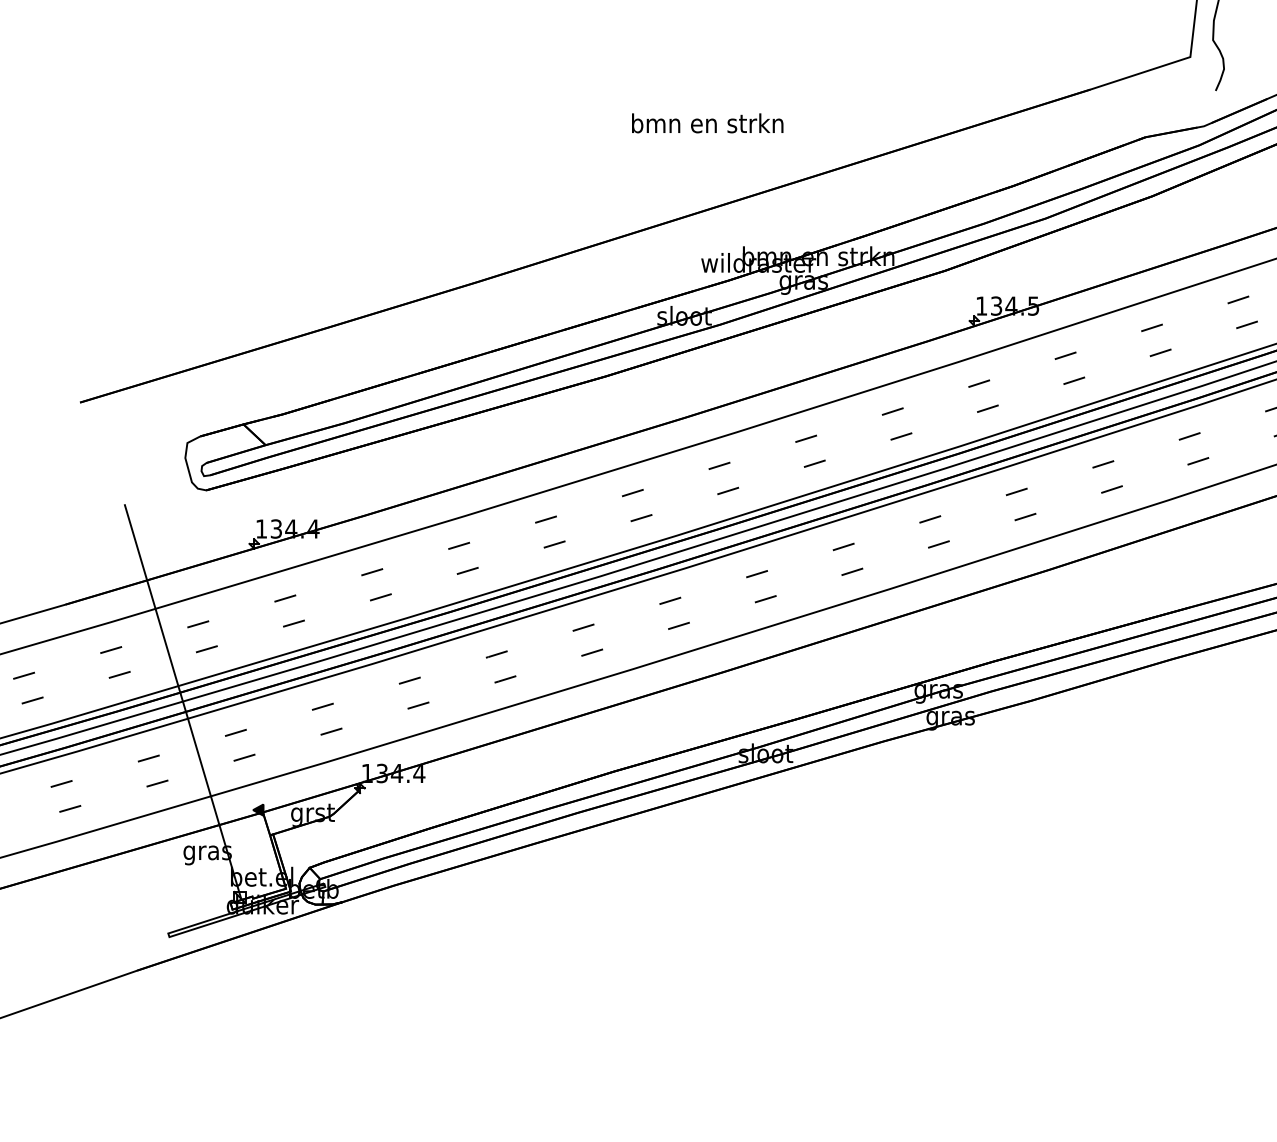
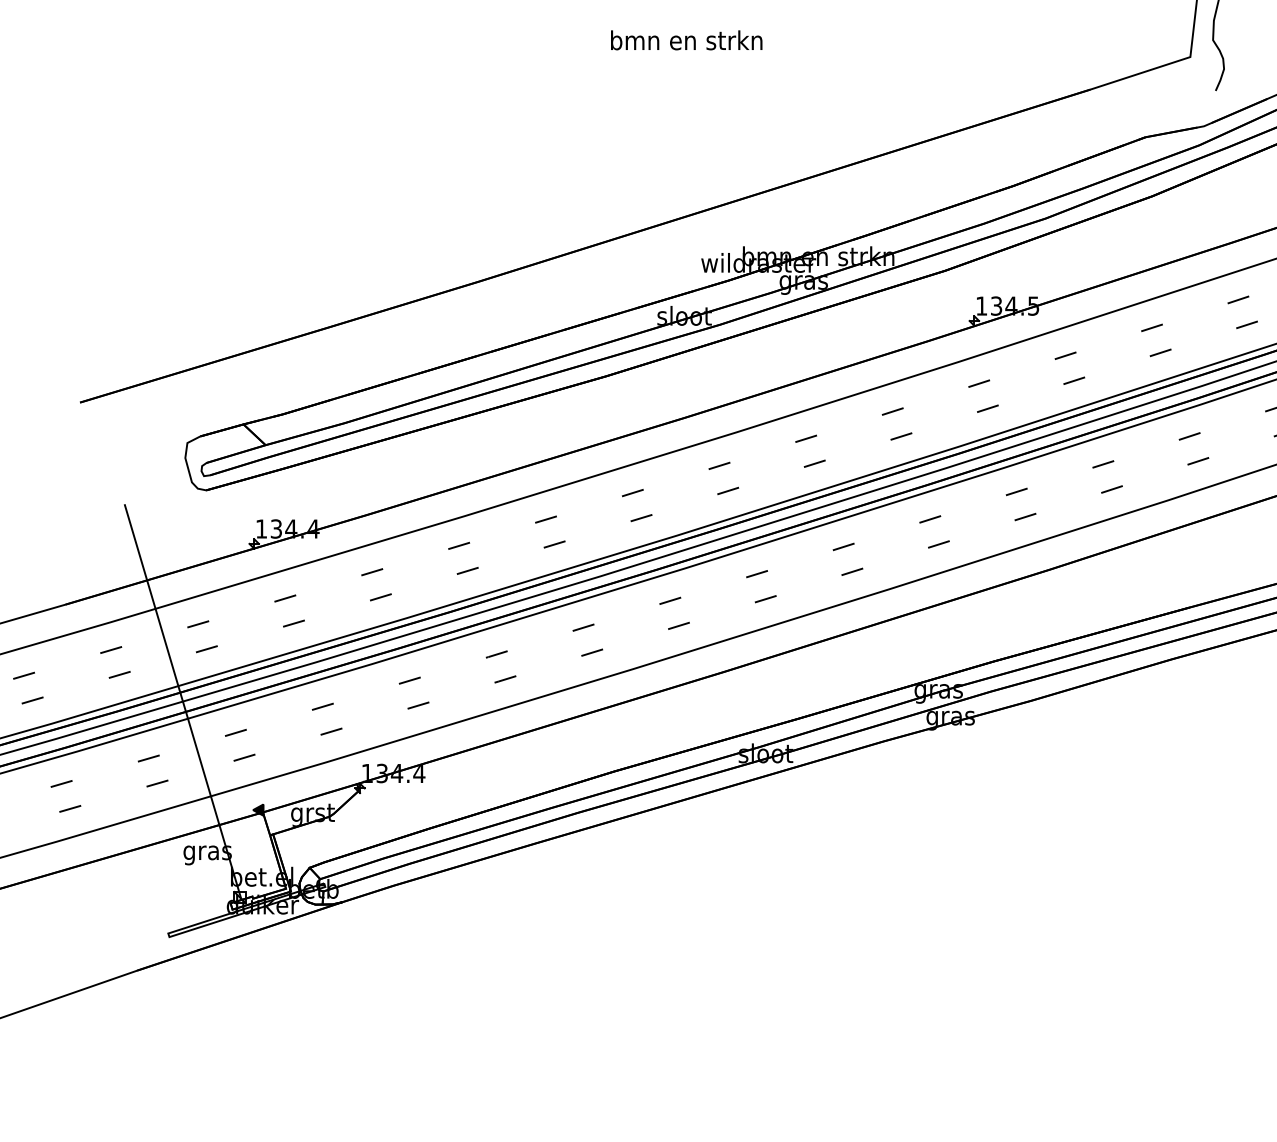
text position: (707, 123) -> (686, 40) (686, 40)
